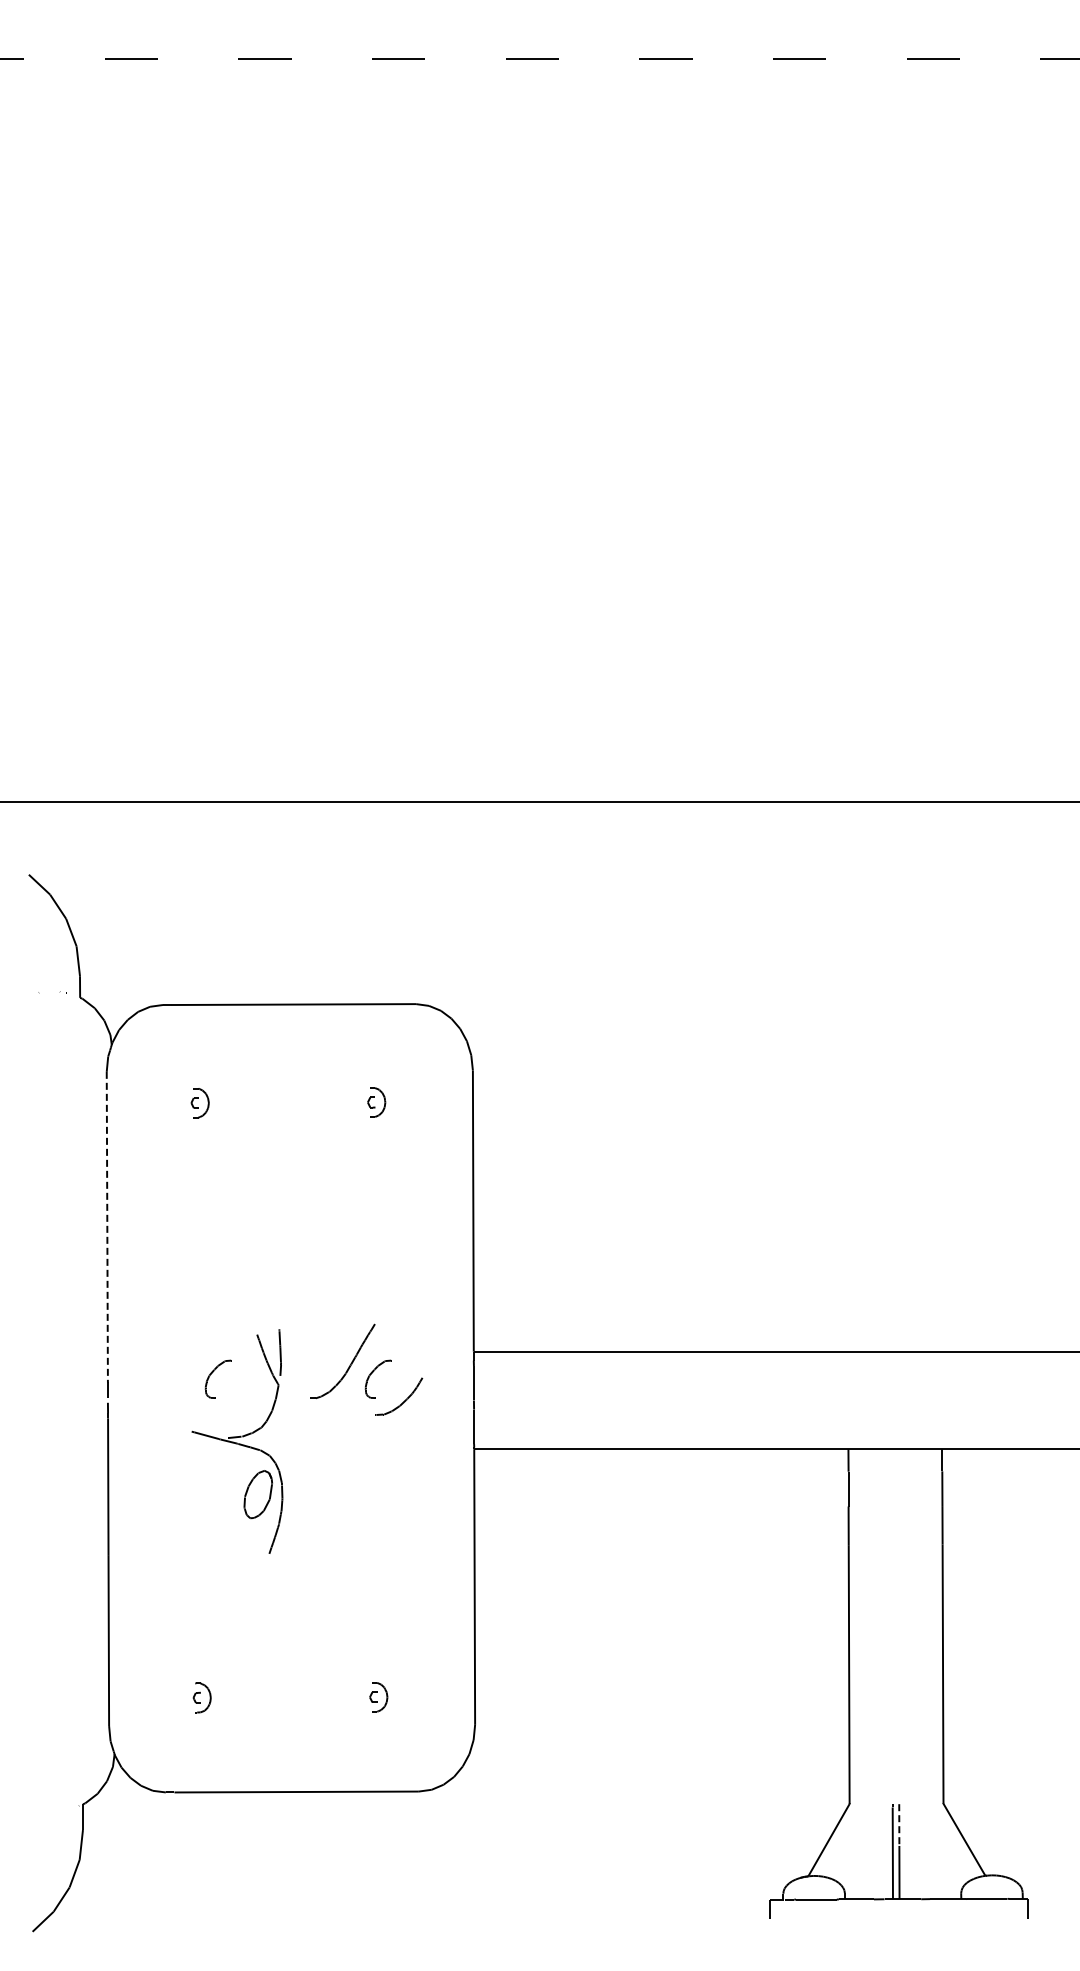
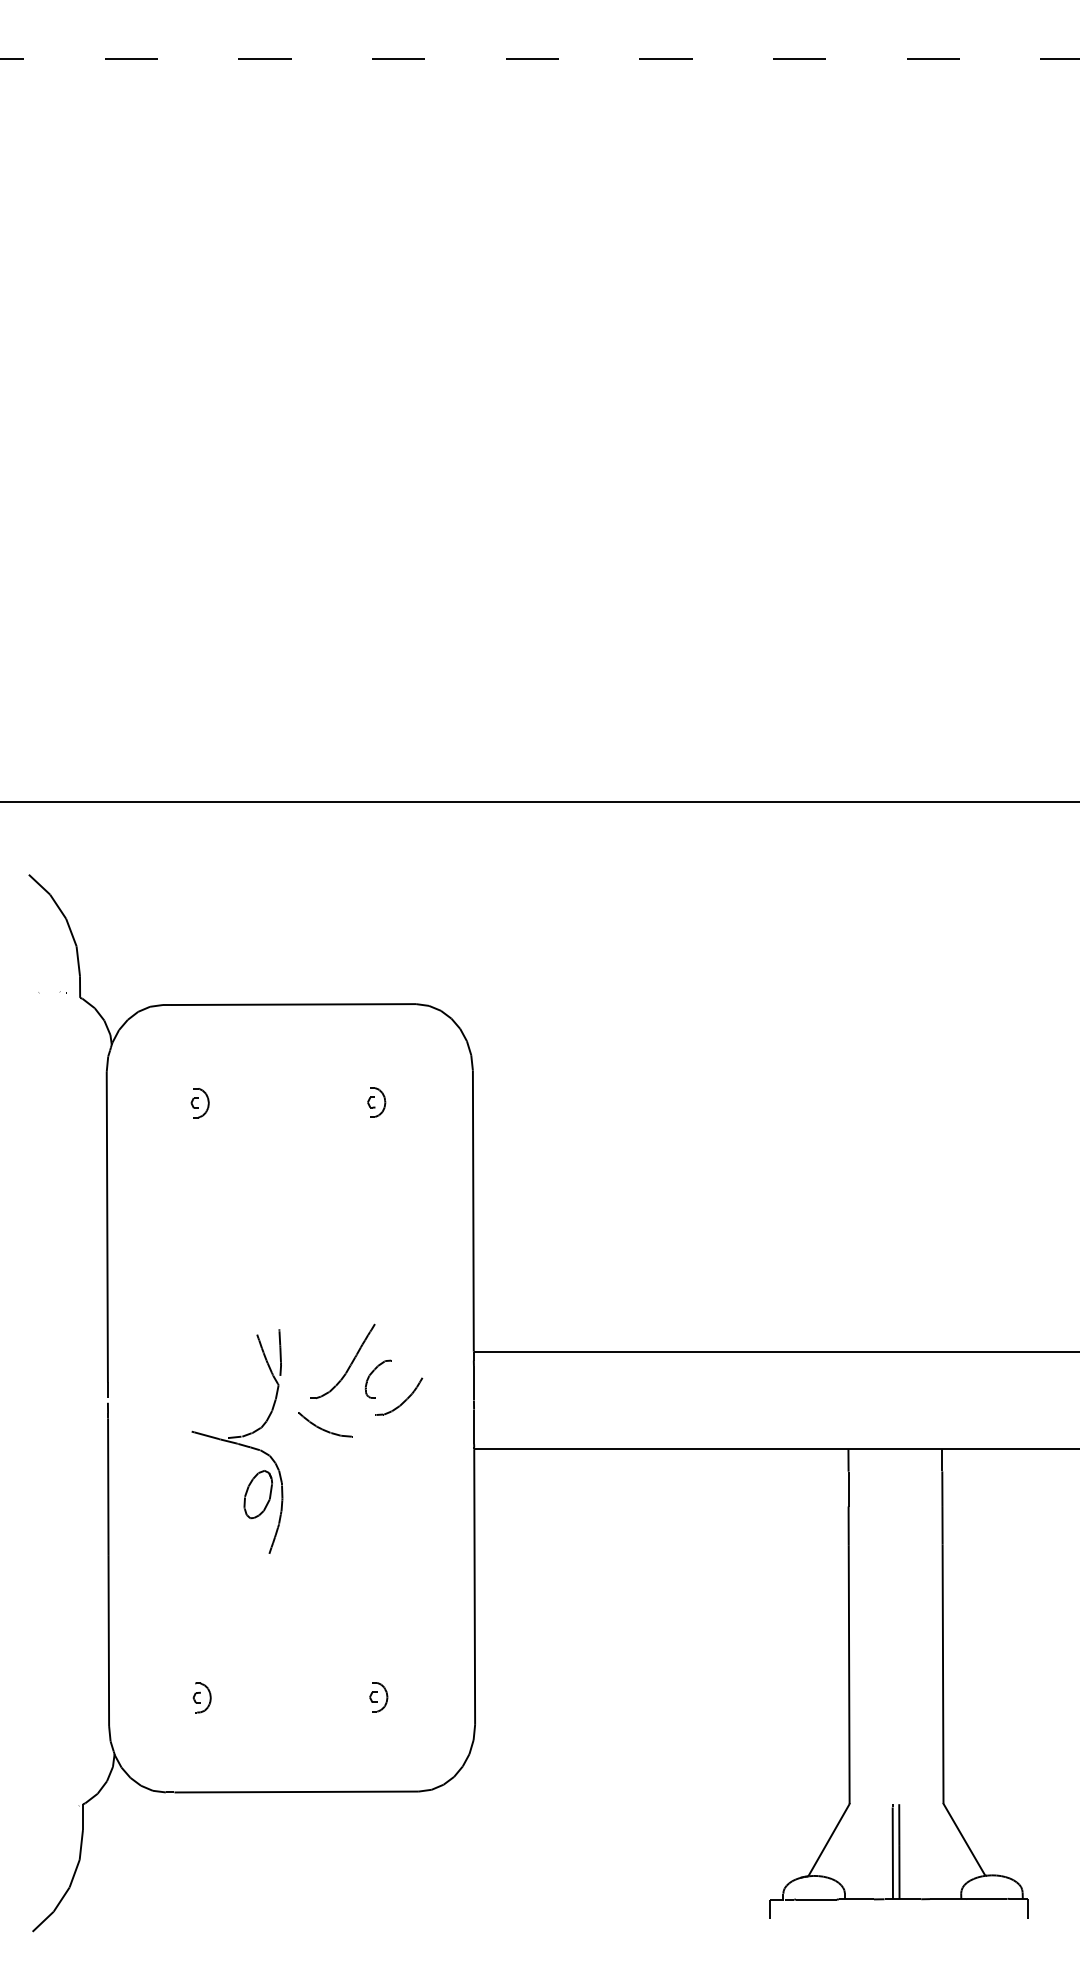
line: dashed -> solid (107, 1227)
part: present -> none (212, 1373)
part: none -> present (325, 1424)
line: dashed -> solid (899, 1825)
